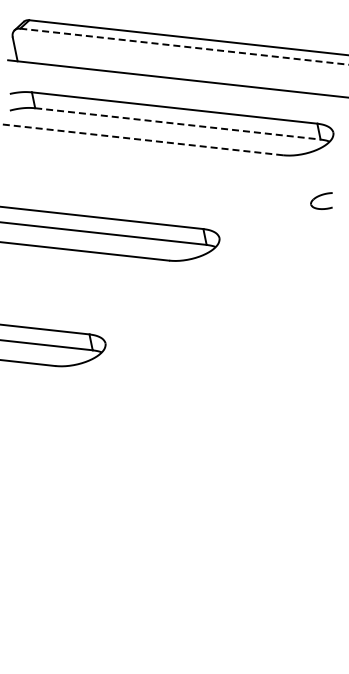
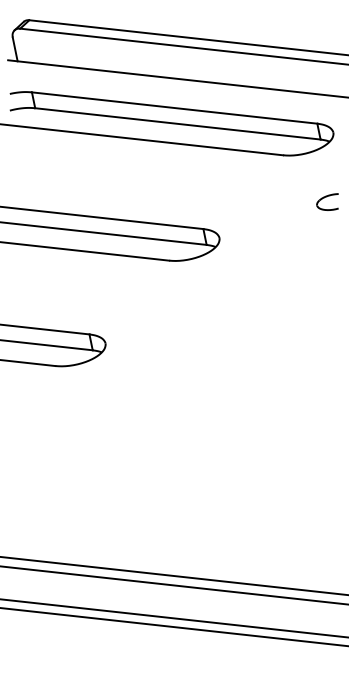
line: dashed -> solid (184, 46)
line: dashed -> solid (177, 123)
line: dashed -> solid (141, 139)
part position: (321, 200) -> (327, 201) (327, 201)
line: none -> present (173, 575)
line: none -> present (173, 585)
line: none -> present (173, 618)
line: none -> present (173, 626)
